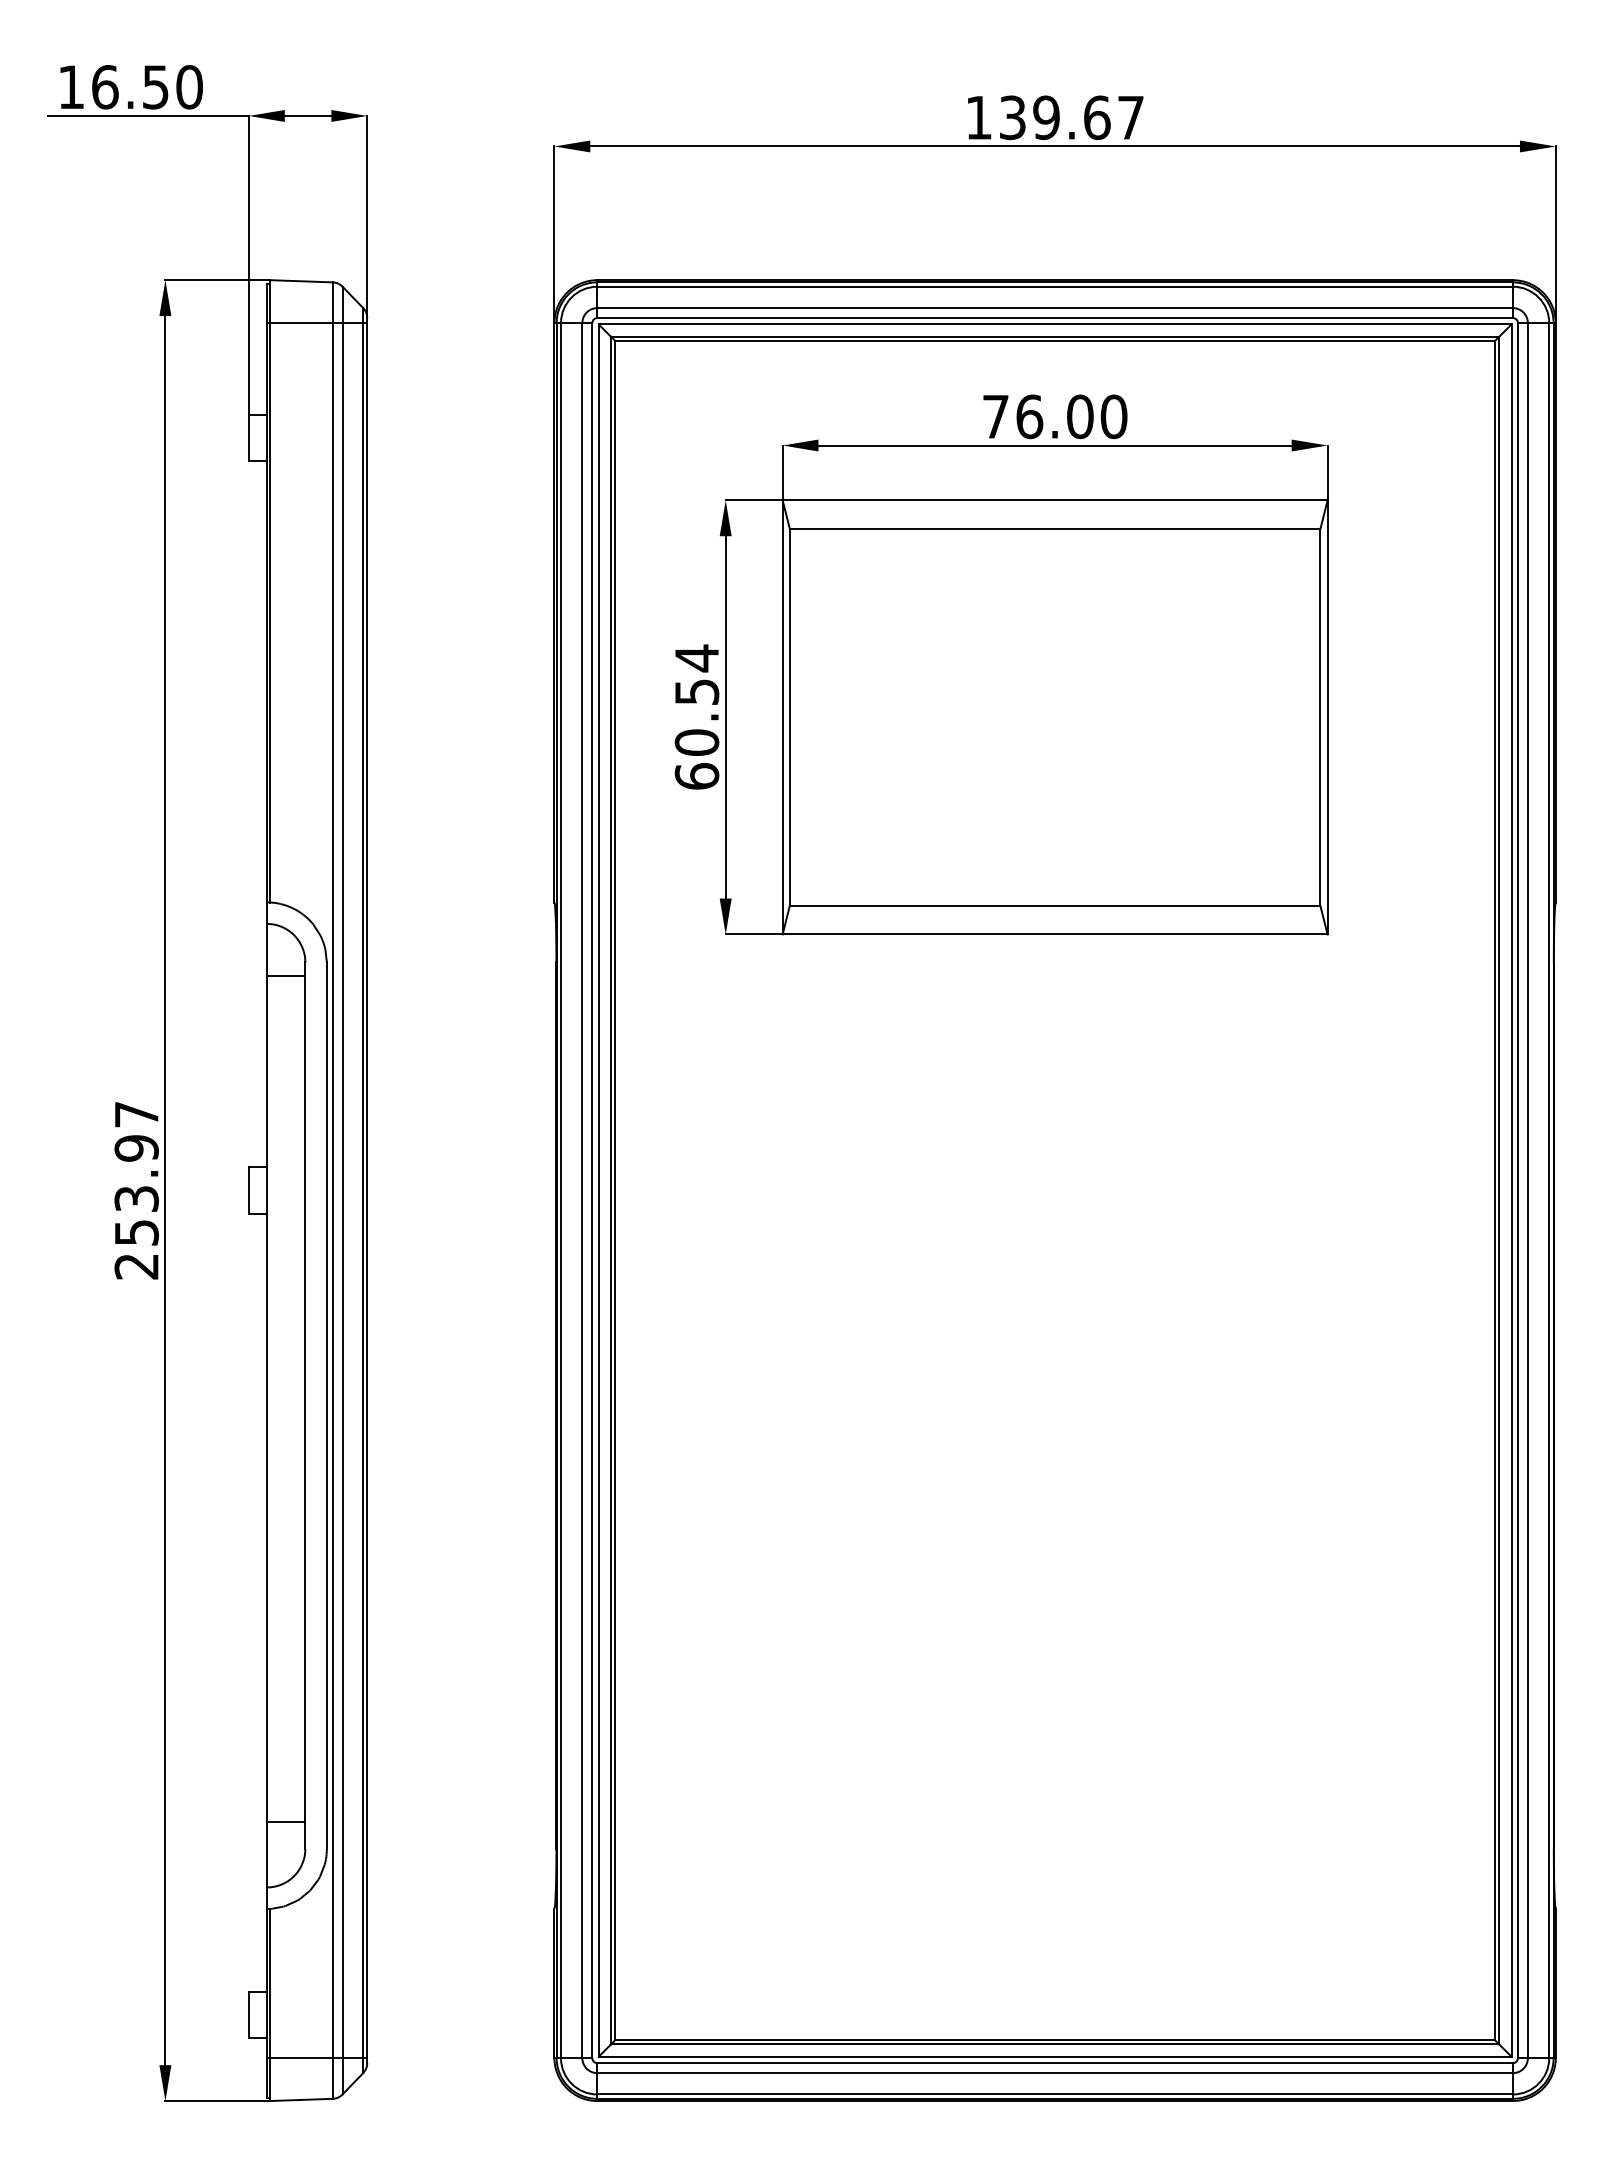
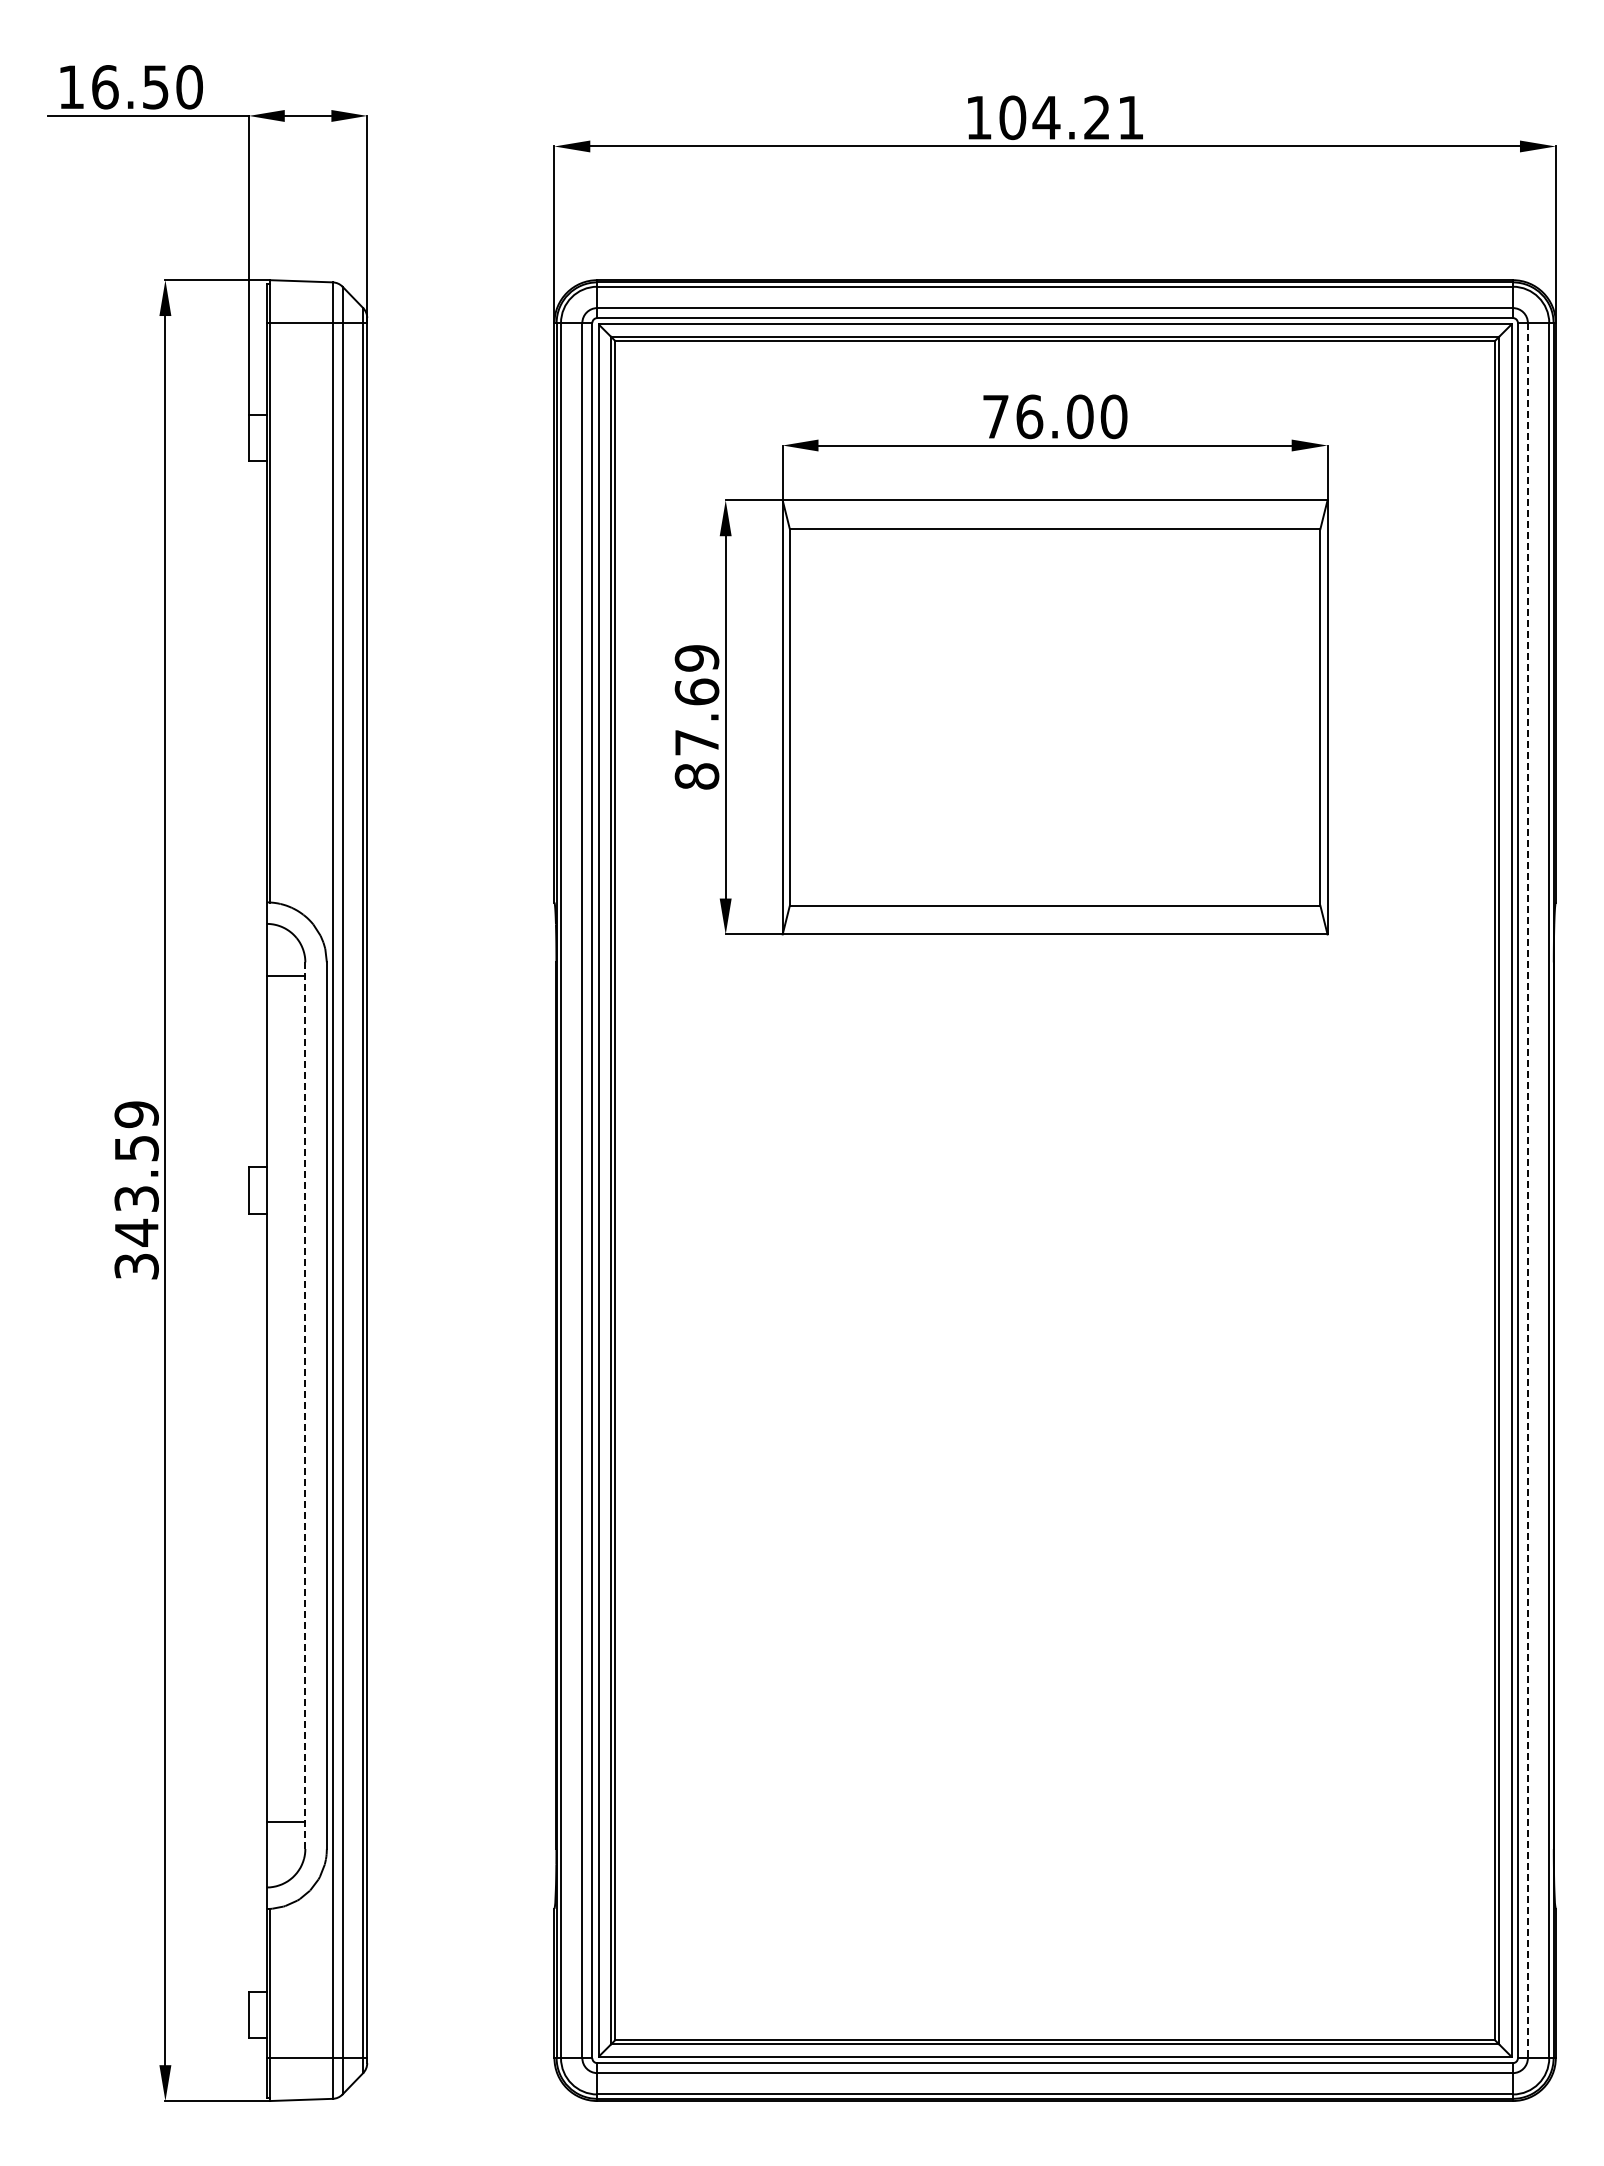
text: 139.67 -> 104.21 (1071, 117)
text: 60.54 -> 87.69 (696, 716)
text: 253.97 -> 343.59 (136, 1190)
line: solid -> dashed (1527, 1190)
line: solid -> dashed (305, 1406)
